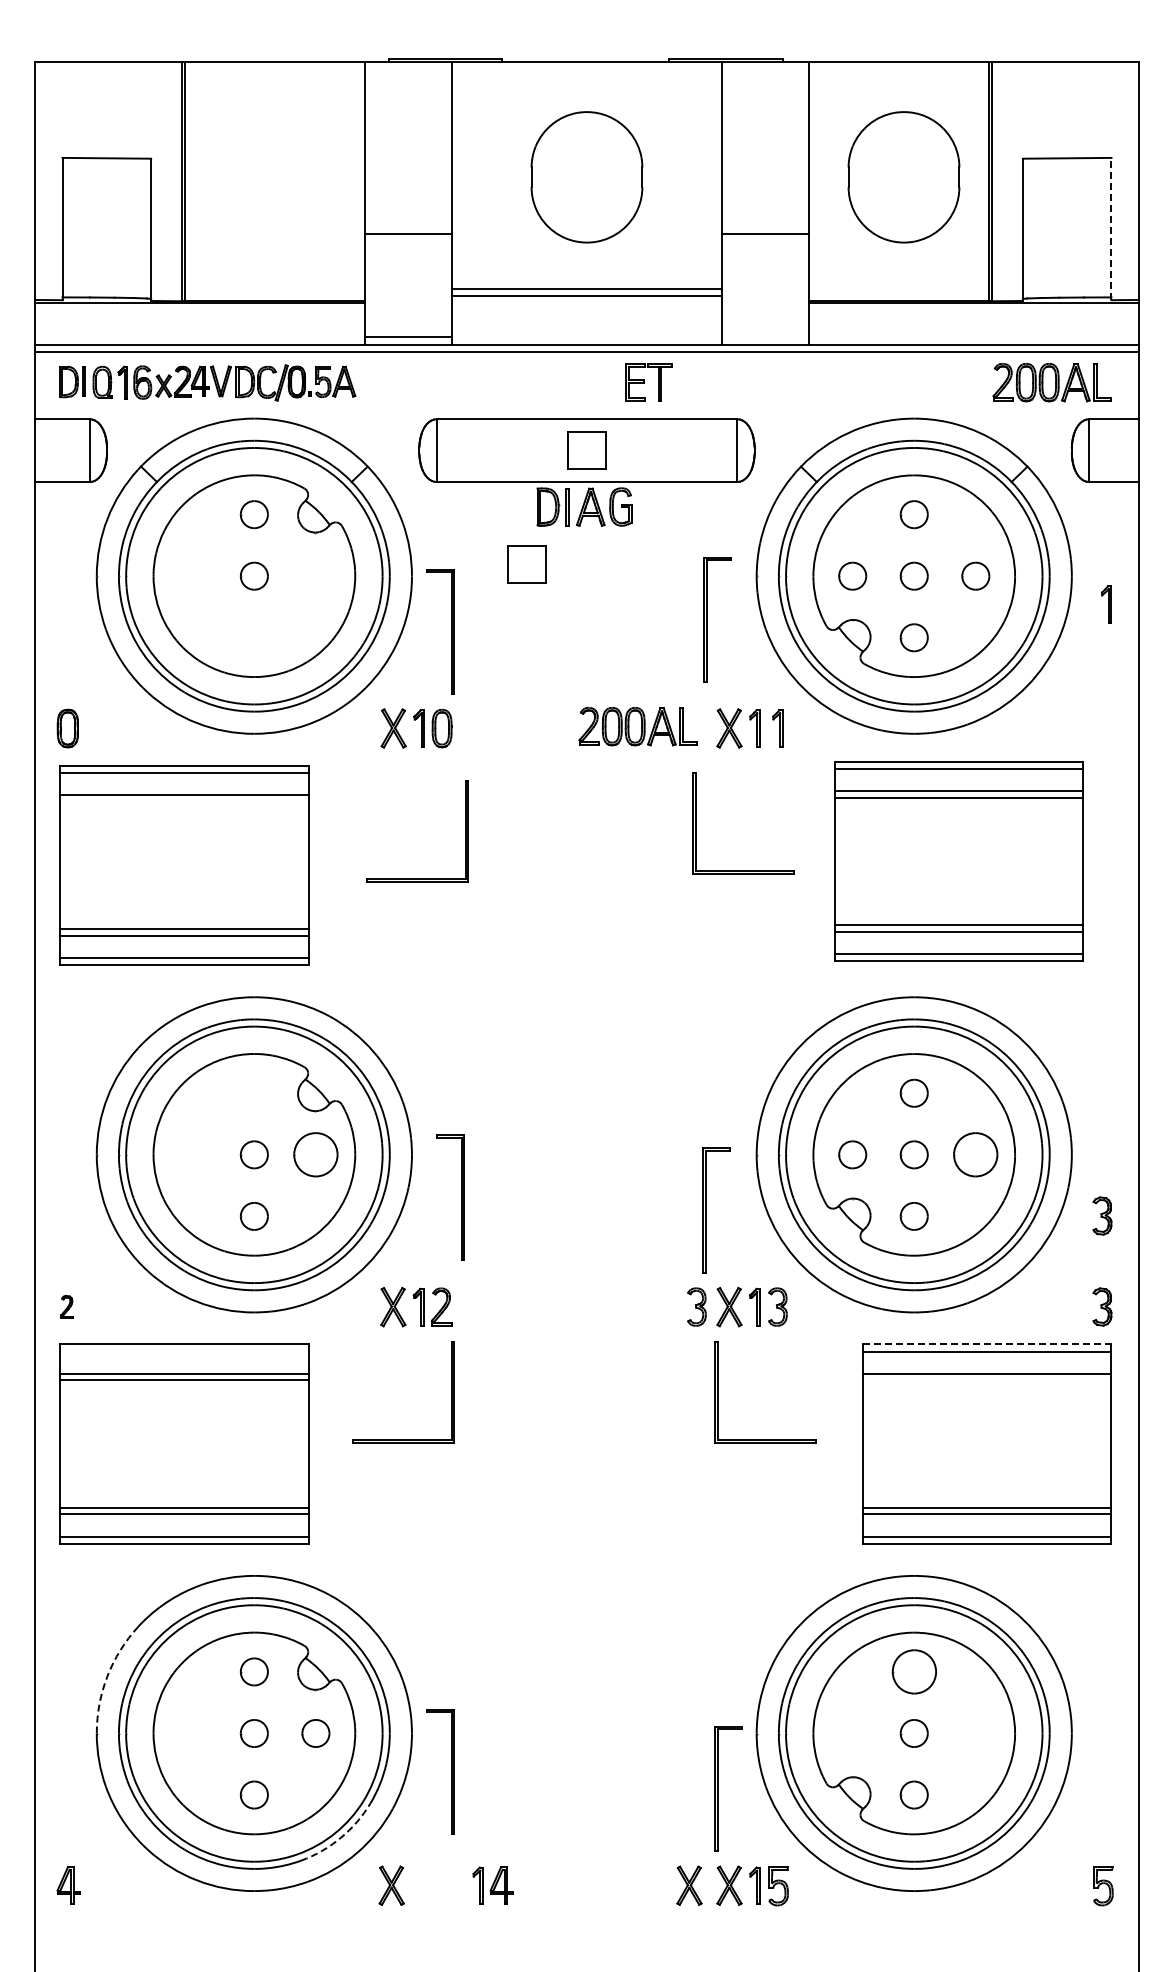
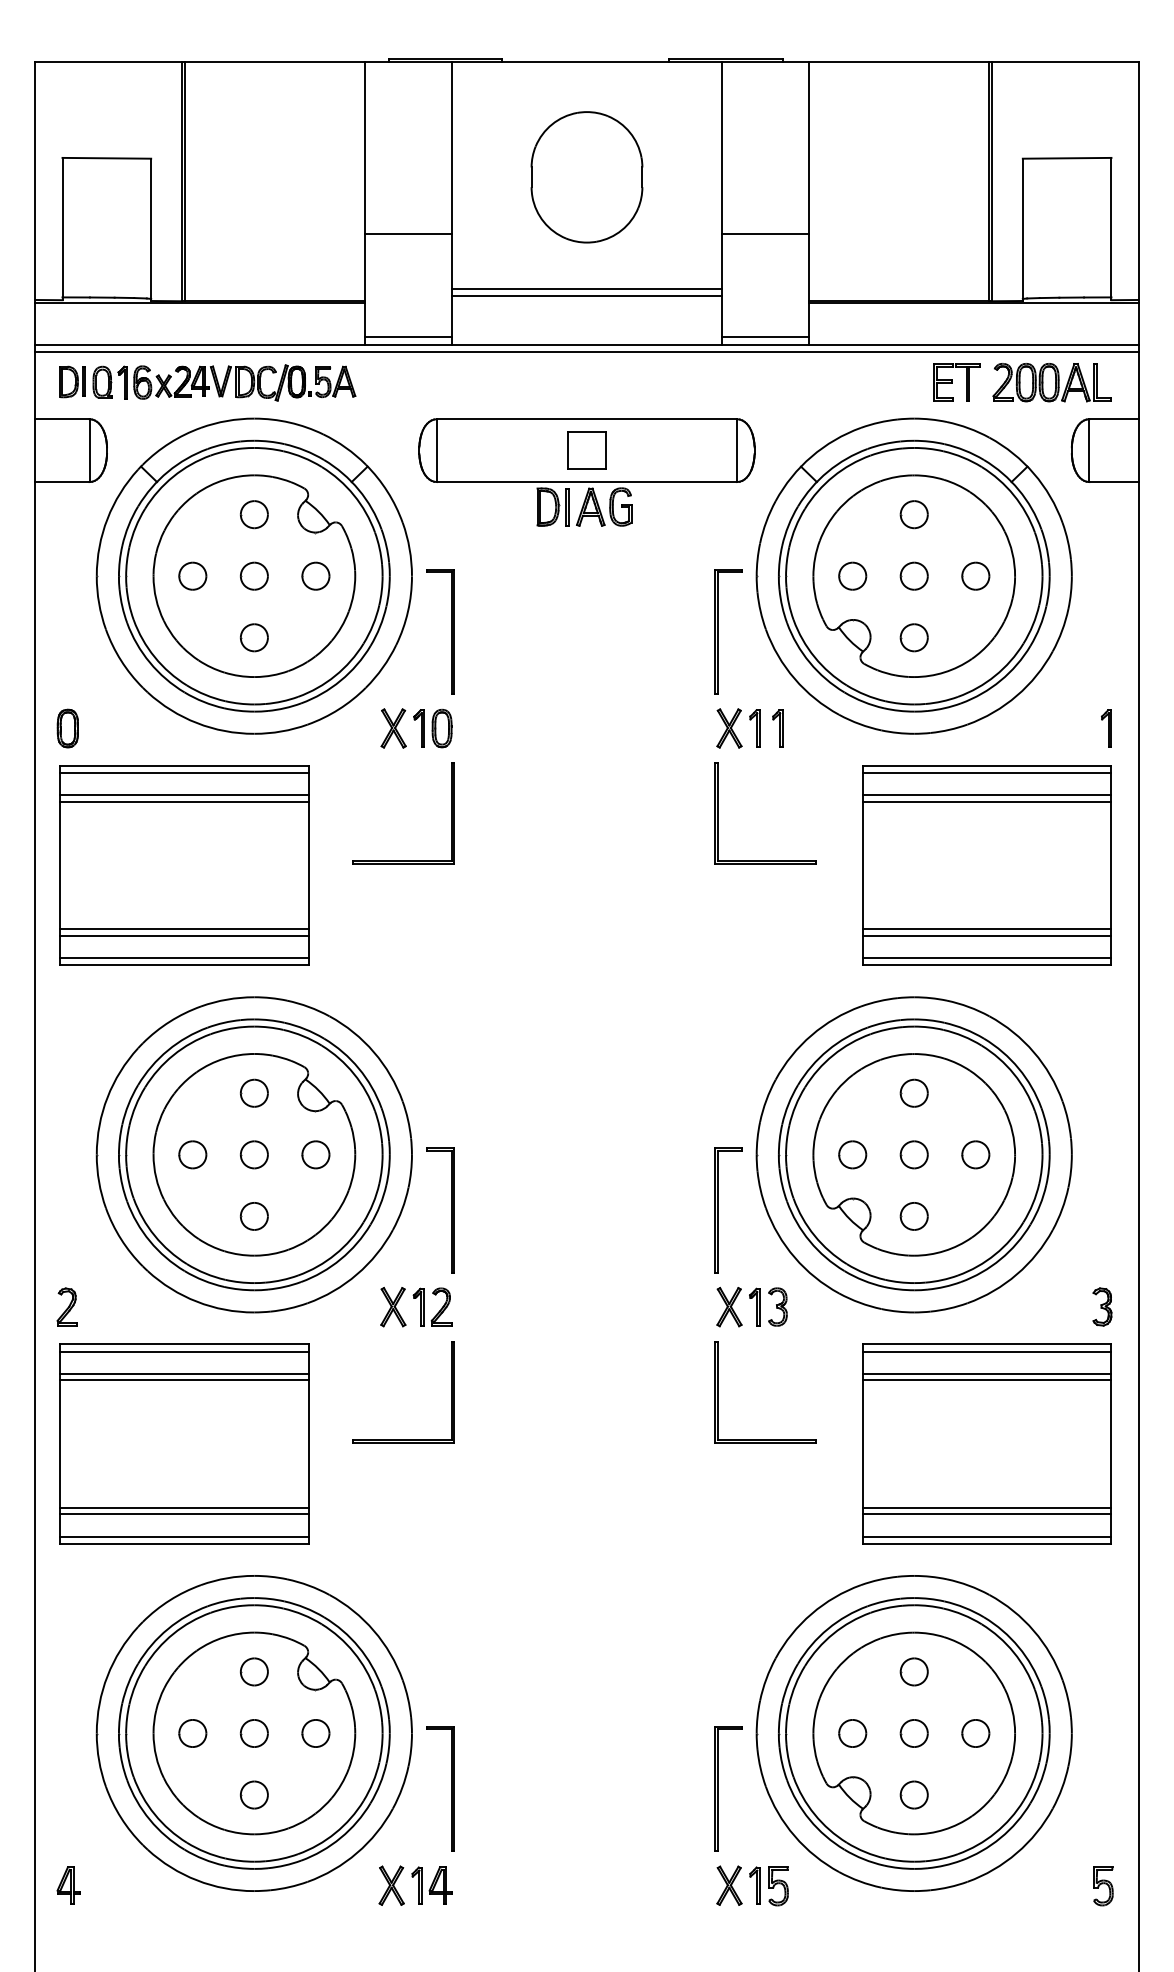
part: present -> none (903, 177)
line: dashed -> solid (1111, 228)
line: none -> present (765, 337)
part position: (648, 382) -> (956, 382) (956, 382)
part: present -> none (526, 564)
part: none -> present (192, 575)
part: none -> present (315, 575)
part position: (1106, 604) -> (1106, 728) (1106, 728)
part position: (707, 619) -> (718, 631) (718, 631)
part: none -> present (254, 637)
part: present -> none (637, 726)
line: none -> present (184, 801)
part position: (696, 823) -> (718, 813) (718, 813)
part position: (958, 861) -> (986, 865) (986, 865)
part position: (417, 878) -> (403, 860) (403, 860)
part: none -> present (254, 1092)
part: none -> present (192, 1154)
part size: 46x46 px -> 30x30 px (315, 1154)
part size: 46x46 px -> 30x30 px (975, 1154)
part position: (461, 1197) -> (451, 1210) (451, 1210)
part position: (706, 1210) -> (718, 1210) (718, 1210)
part: present -> none (1102, 1215)
part size: 14x25 px -> 22x40 px (66, 1306)
part: present -> none (696, 1306)
line: dashed -> solid (987, 1344)
line: none -> present (184, 1351)
line: none -> present (986, 1380)
part size: 46x46 px -> 30x30 px (913, 1671)
arc: dashed -> solid (107, 1676)
part: none -> present (192, 1733)
part: none -> present (852, 1733)
part: none -> present (975, 1733)
part position: (451, 1771) -> (451, 1788) (451, 1788)
arc: dashed -> solid (340, 1837)
part position: (492, 1885) -> (431, 1885) (431, 1885)
part: present -> none (689, 1885)
